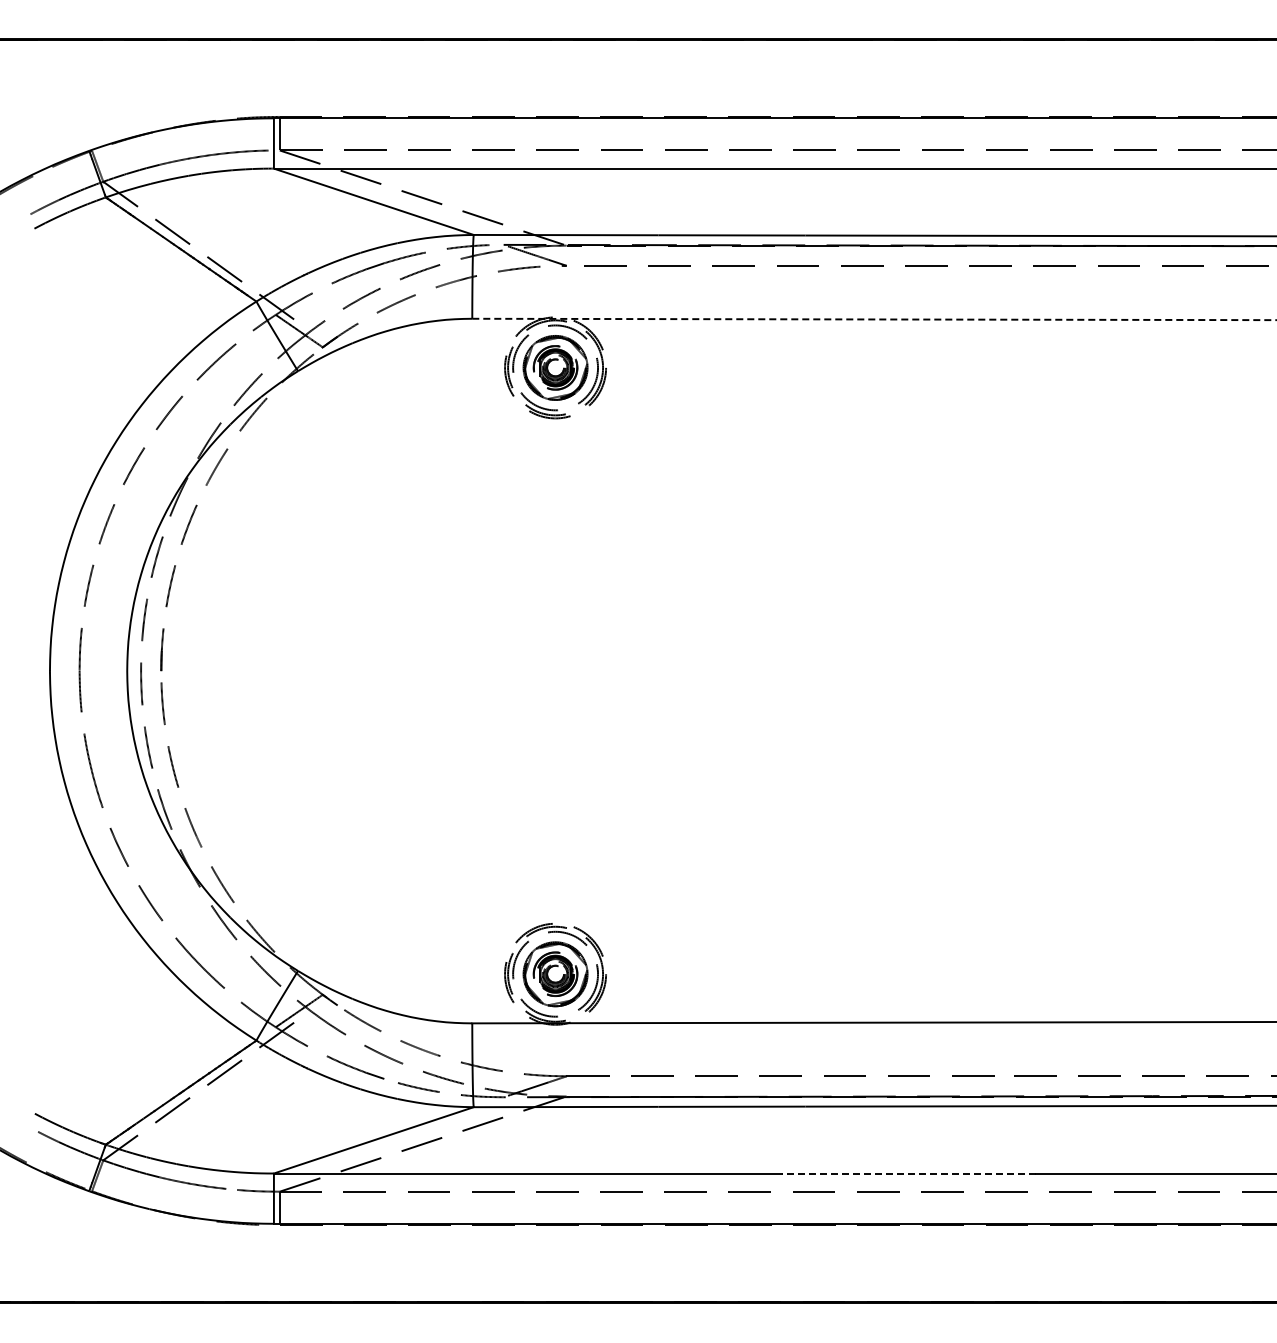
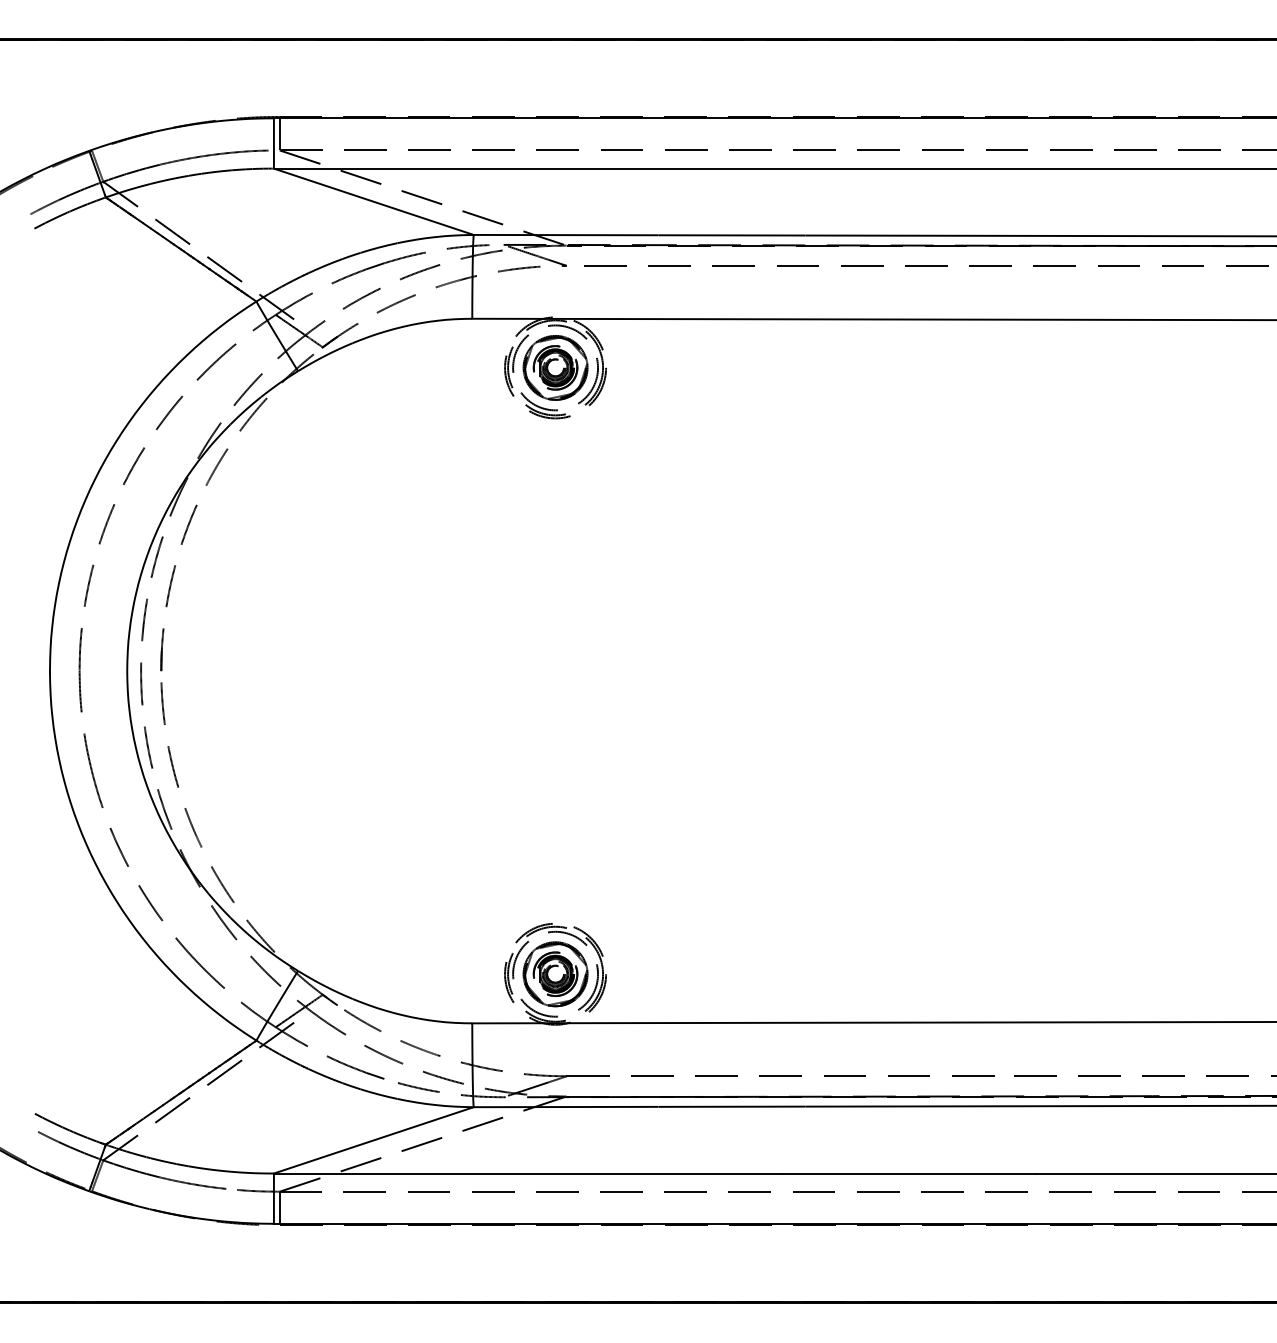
line: dashed -> solid (874, 319)
line: dashed -> solid (907, 1173)
